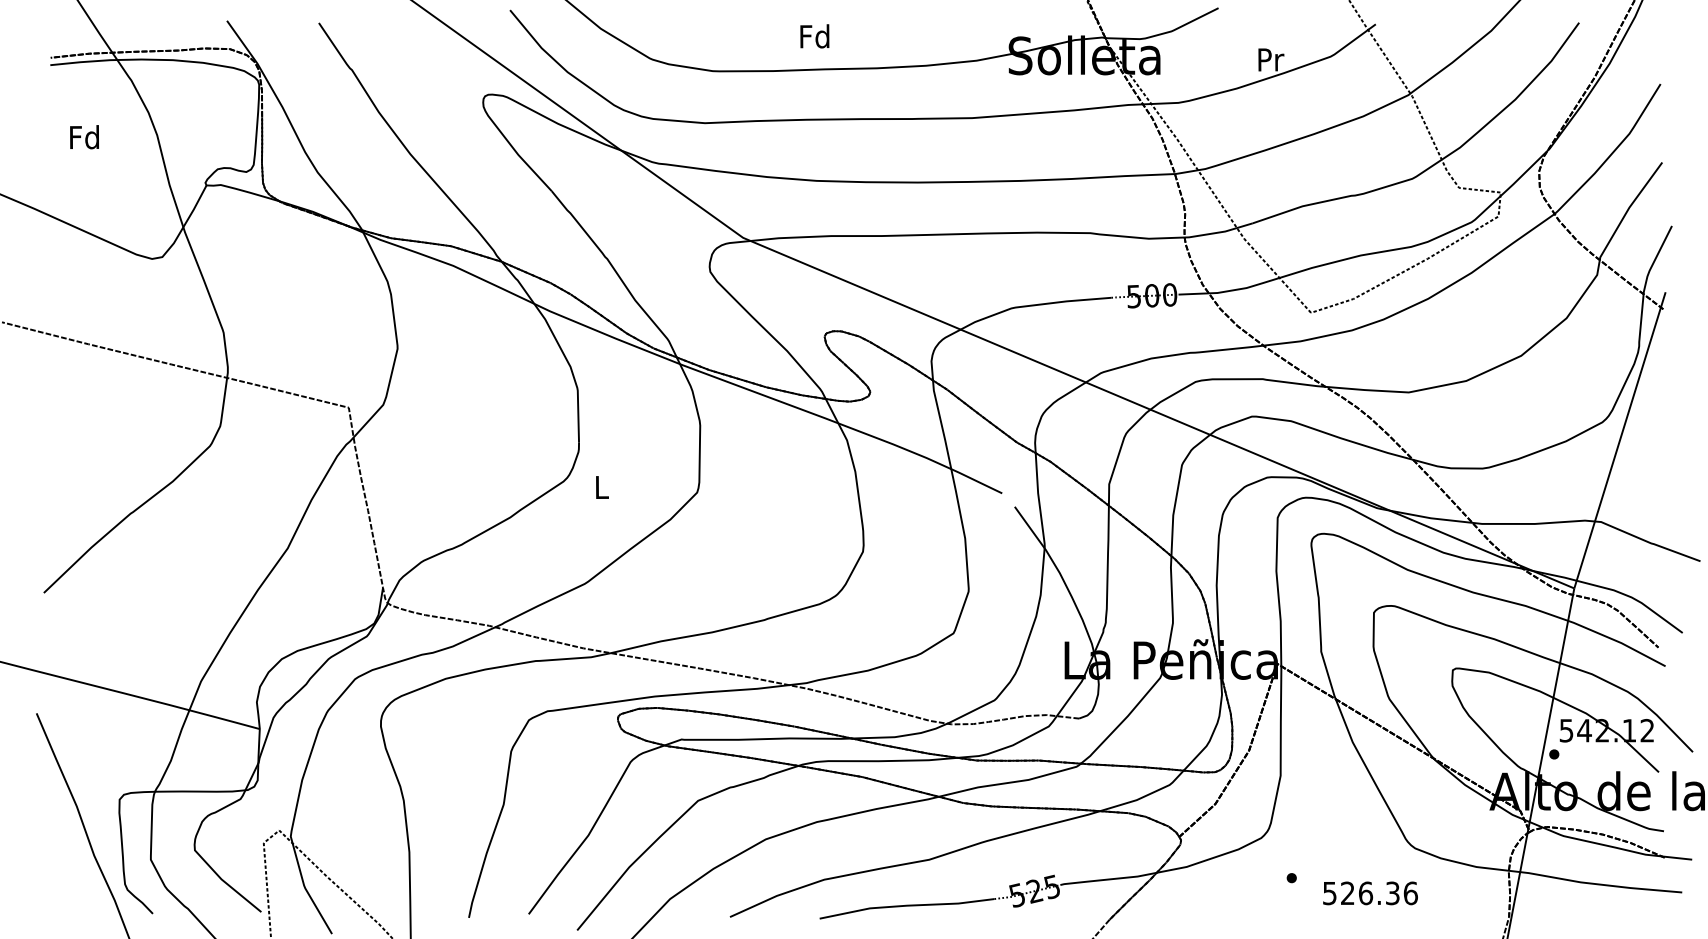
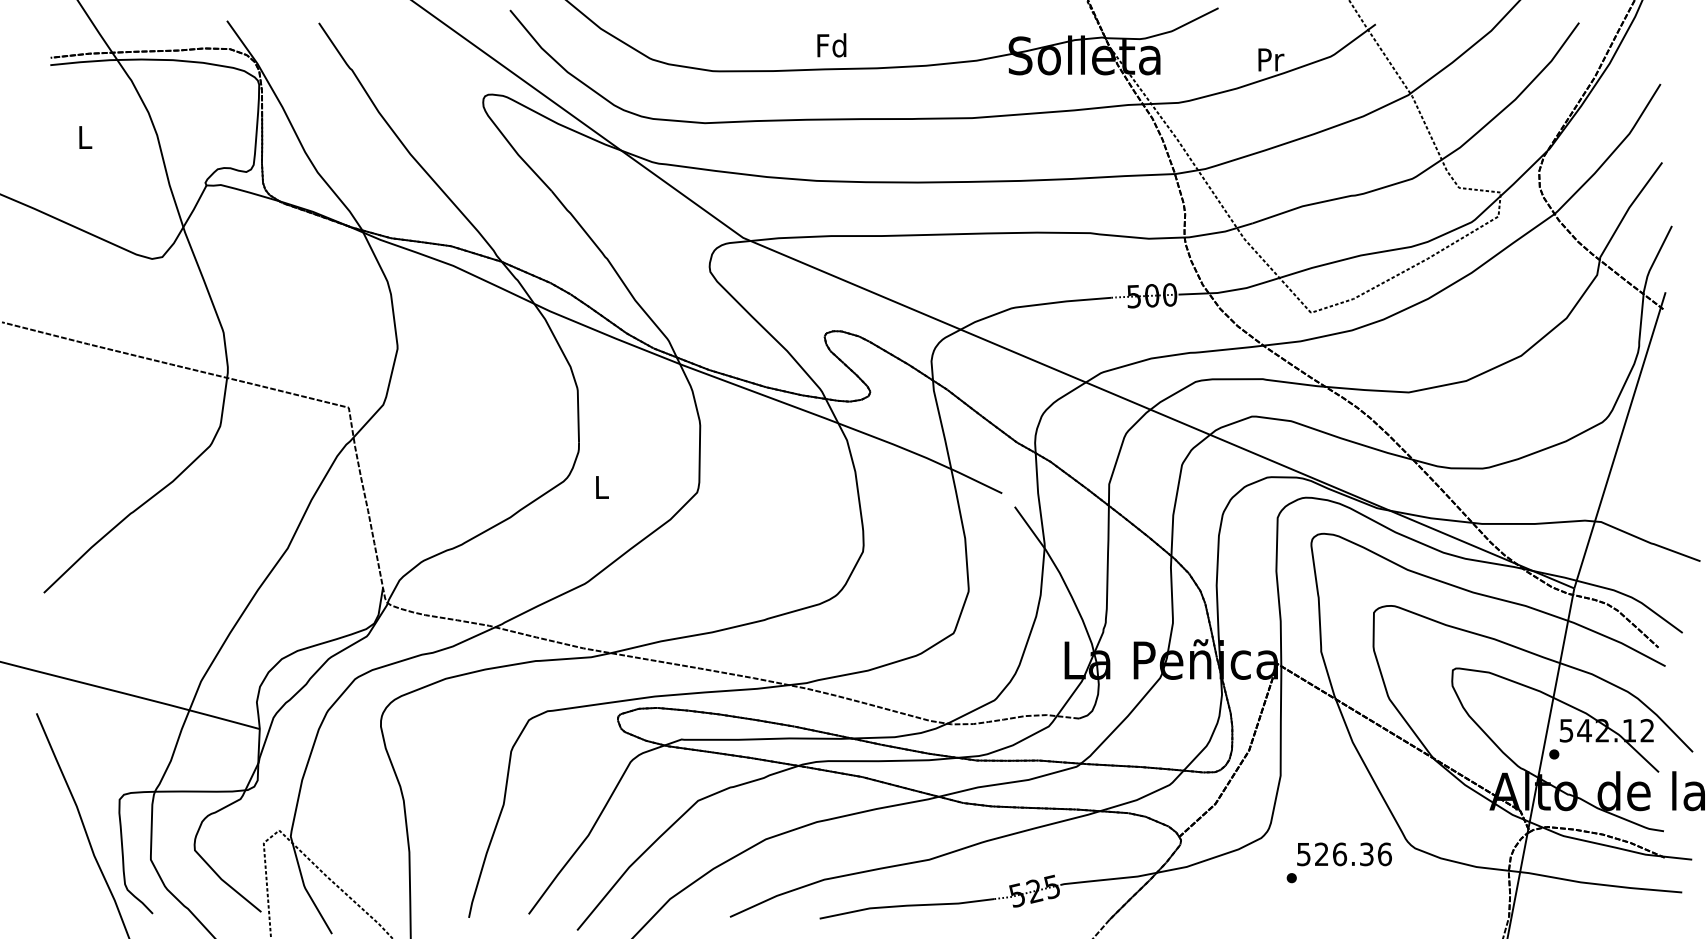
text position: (814, 36) -> (831, 45) (831, 45)
text: Fd -> L (84, 137)
text position: (1370, 893) -> (1344, 854) (1344, 854)
